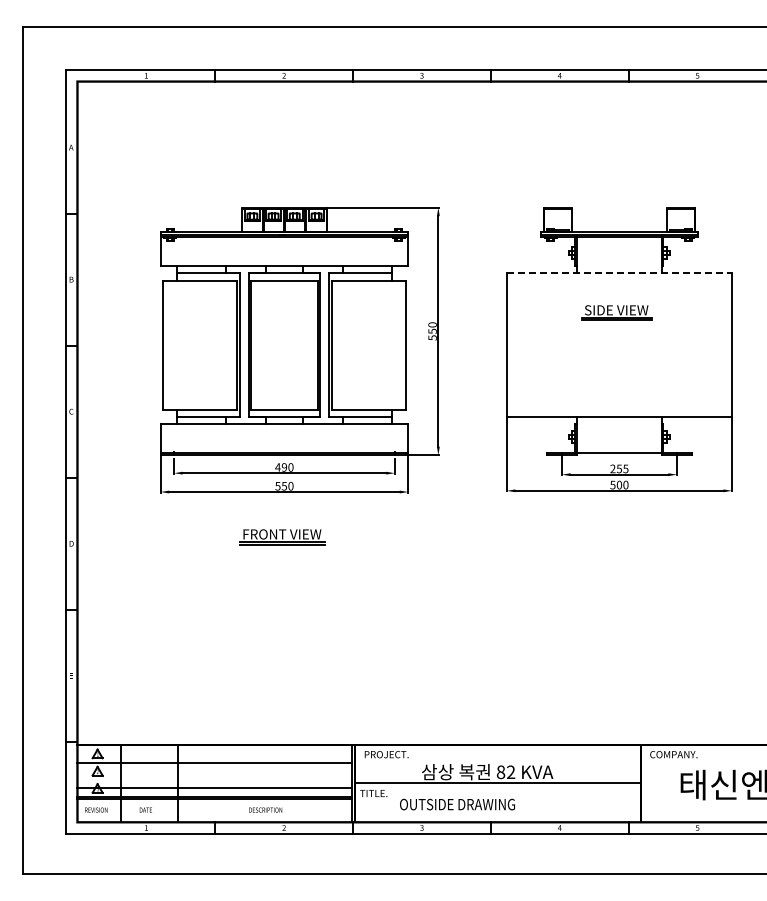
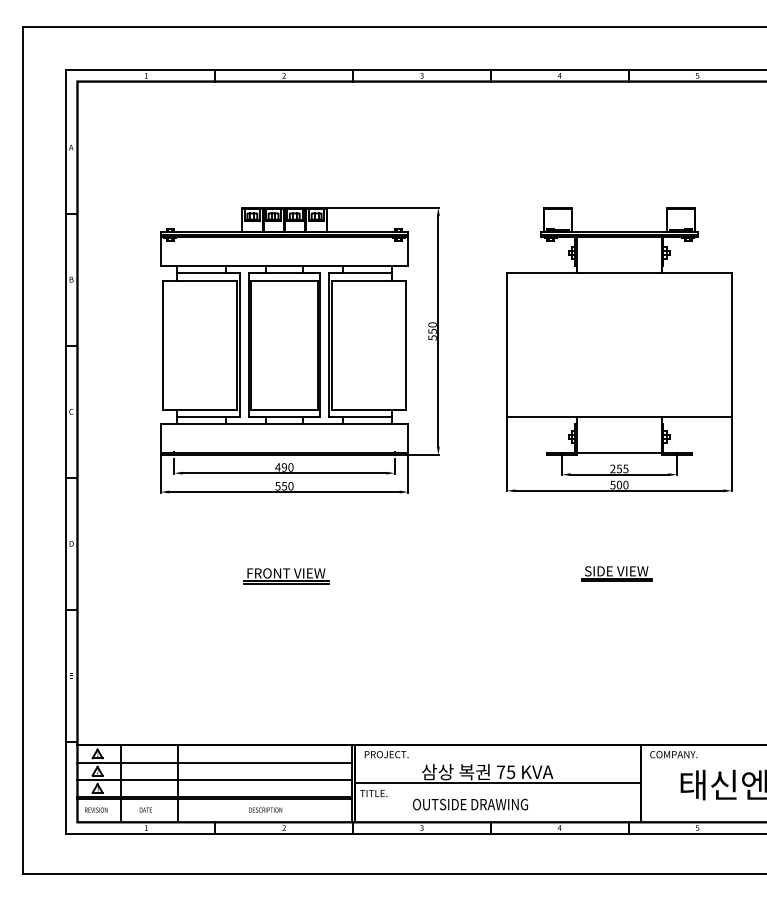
line: dashed -> solid (619, 273)
part position: (616, 312) -> (616, 573) (616, 573)
part position: (282, 537) -> (286, 576) (286, 576)
text: 82 -> 75 (505, 772)
line position: (214, 788) -> (214, 780) (214, 780)
text position: (457, 804) -> (470, 804) (470, 804)
